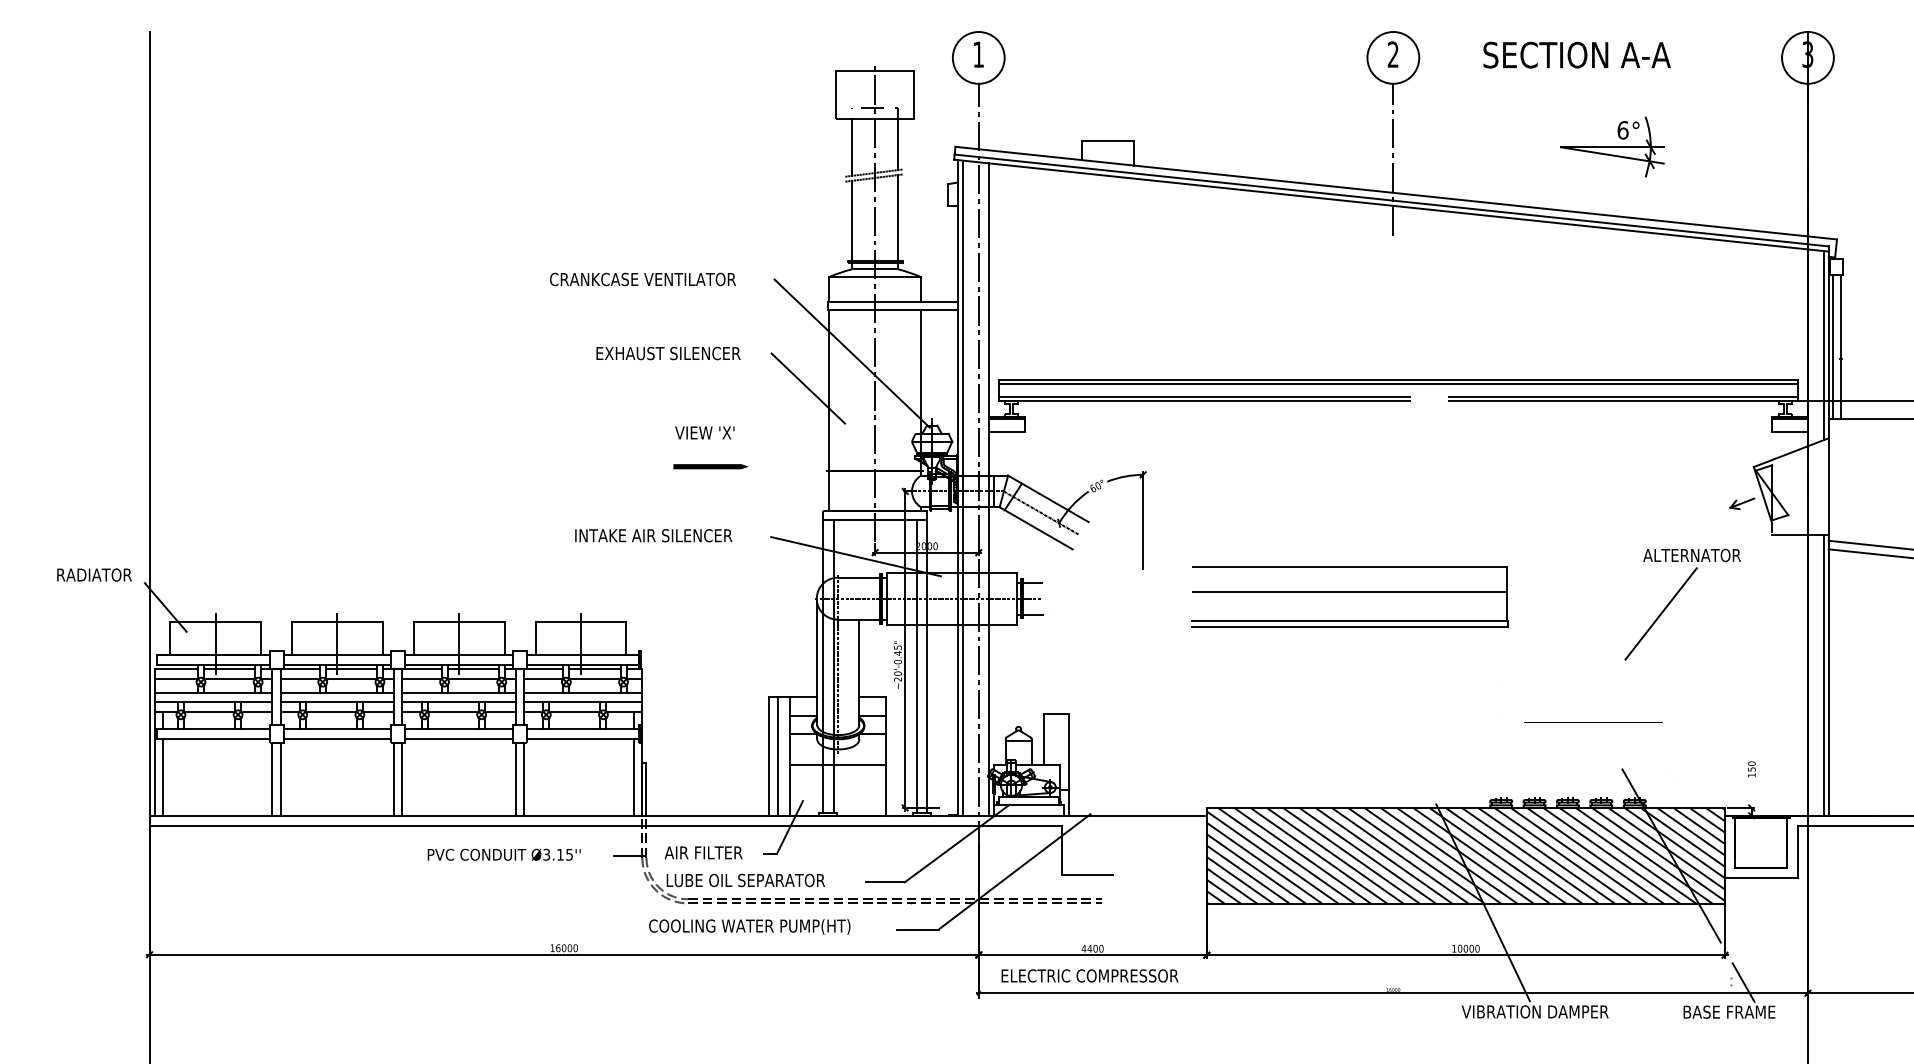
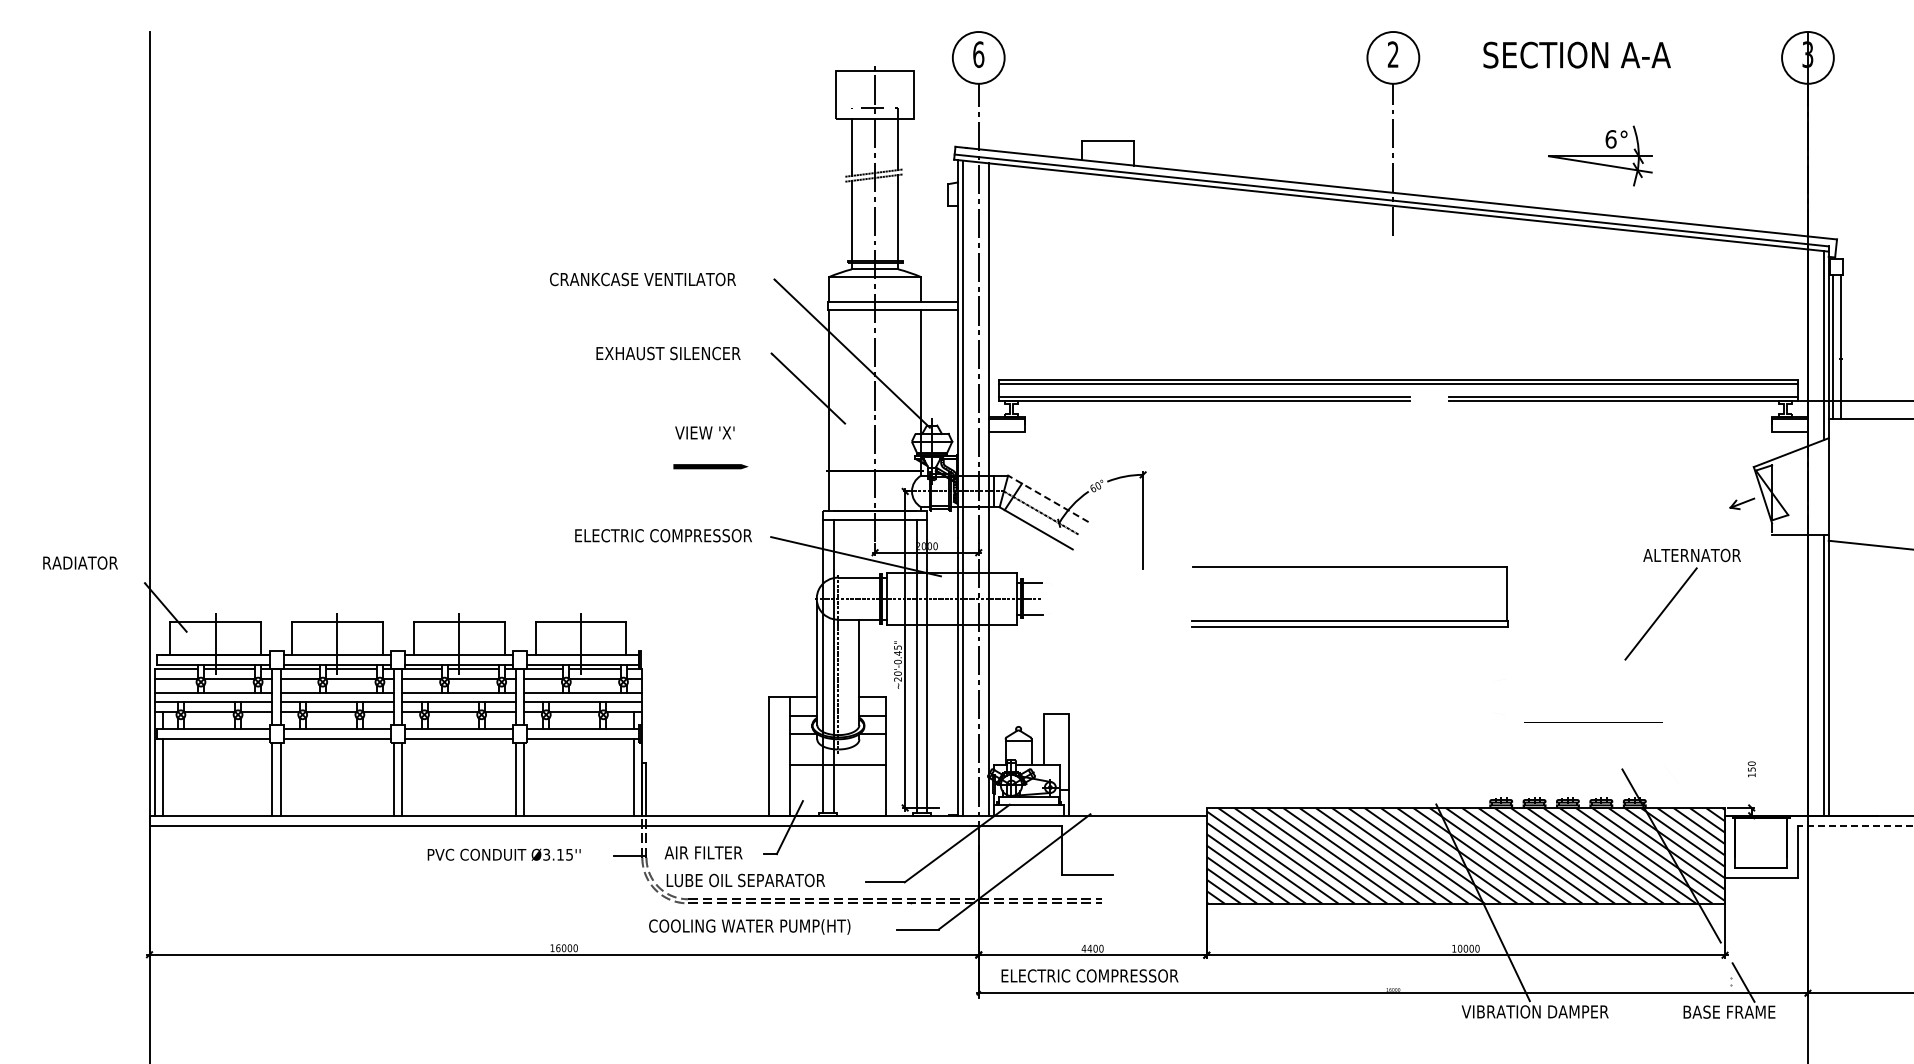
text: 1 -> 6 (978, 54)
part position: (1612, 146) -> (1600, 155) (1600, 155)
line: solid -> dashed (1047, 498)
text: INTAKE AIR SILENCER -> ELECTRIC COMPRESSOR (663, 535)
line: present -> none (1869, 553)
text position: (94, 574) -> (80, 562) (80, 562)
line: present -> none (1350, 592)
line: present -> none (778, 756)
line: solid -> dashed (1855, 826)
